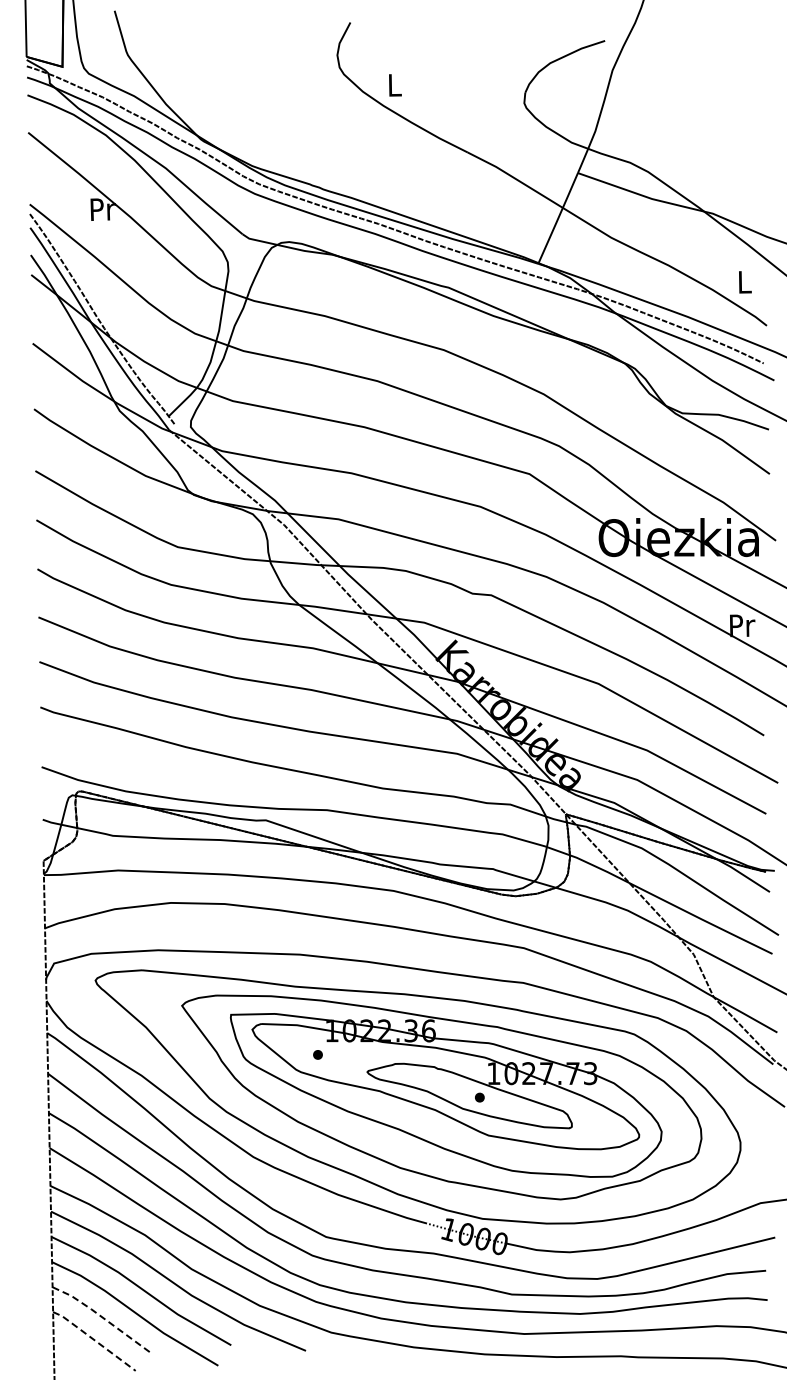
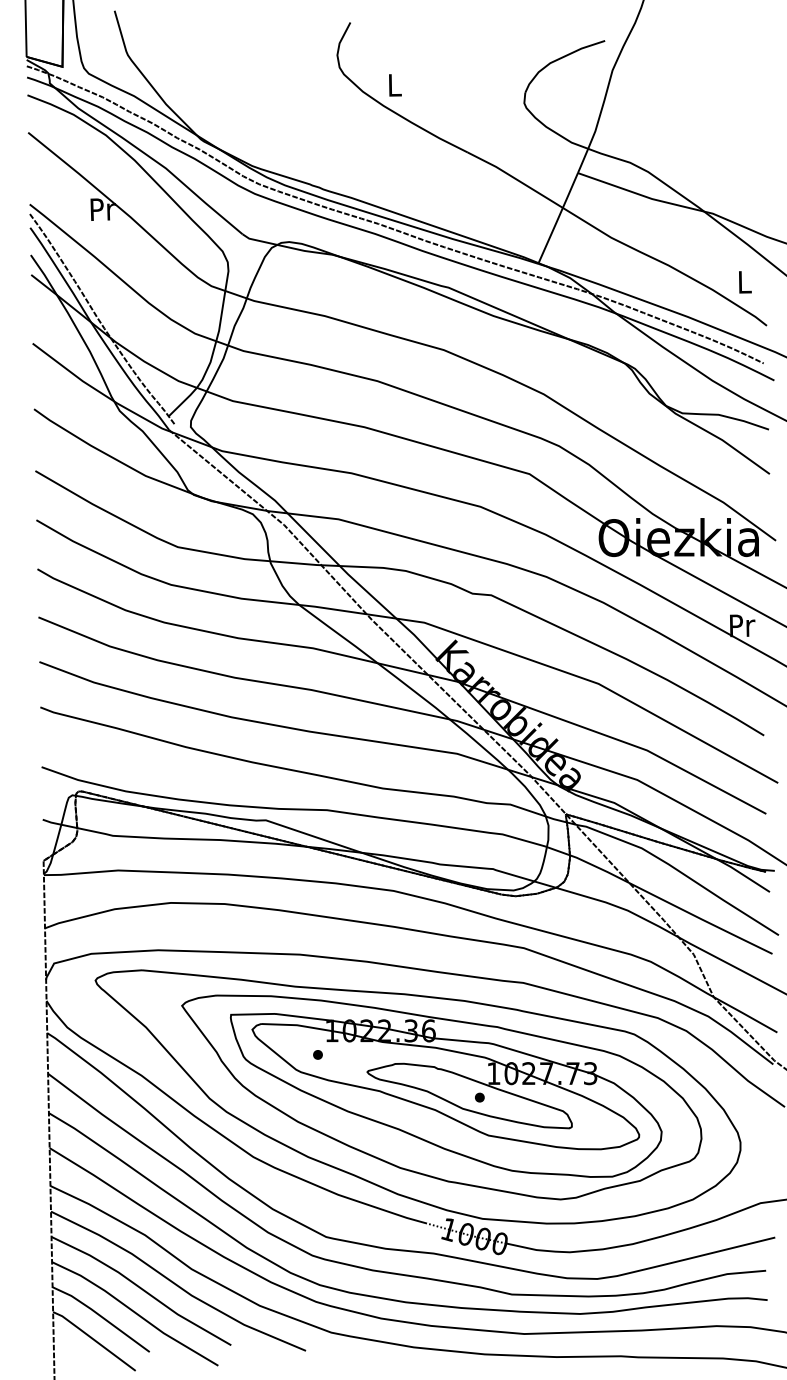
line: dashed -> solid (101, 1316)
line: dashed -> solid (93, 1339)
